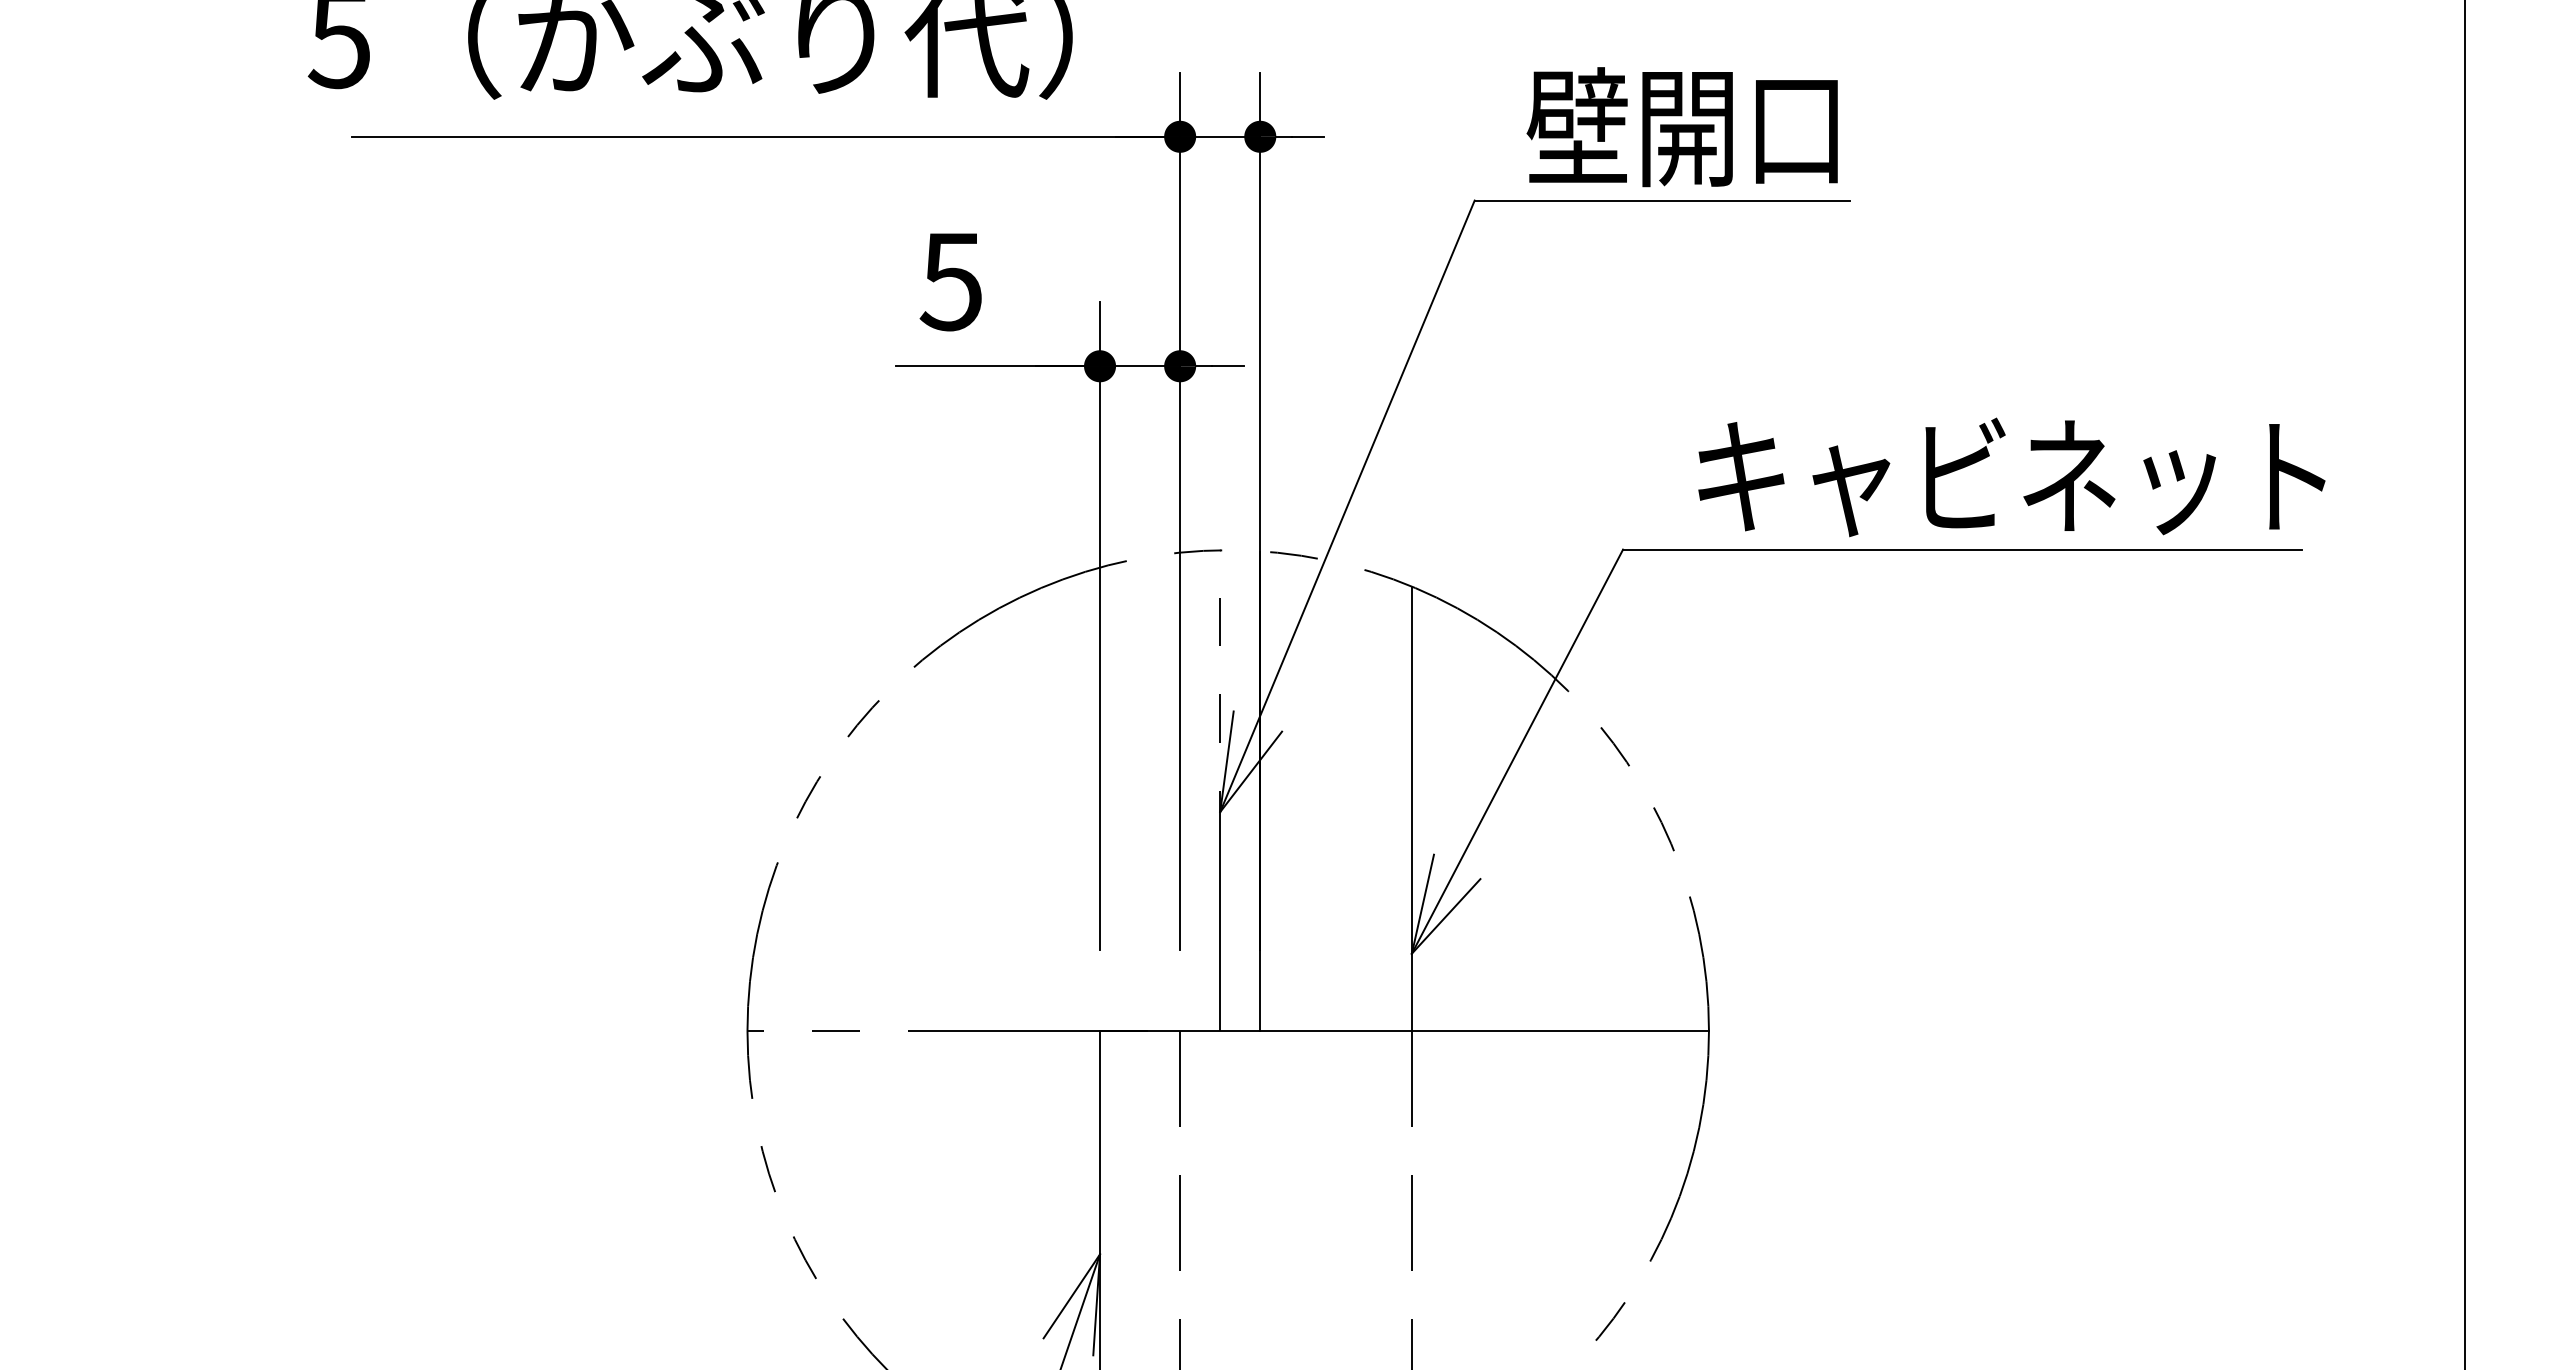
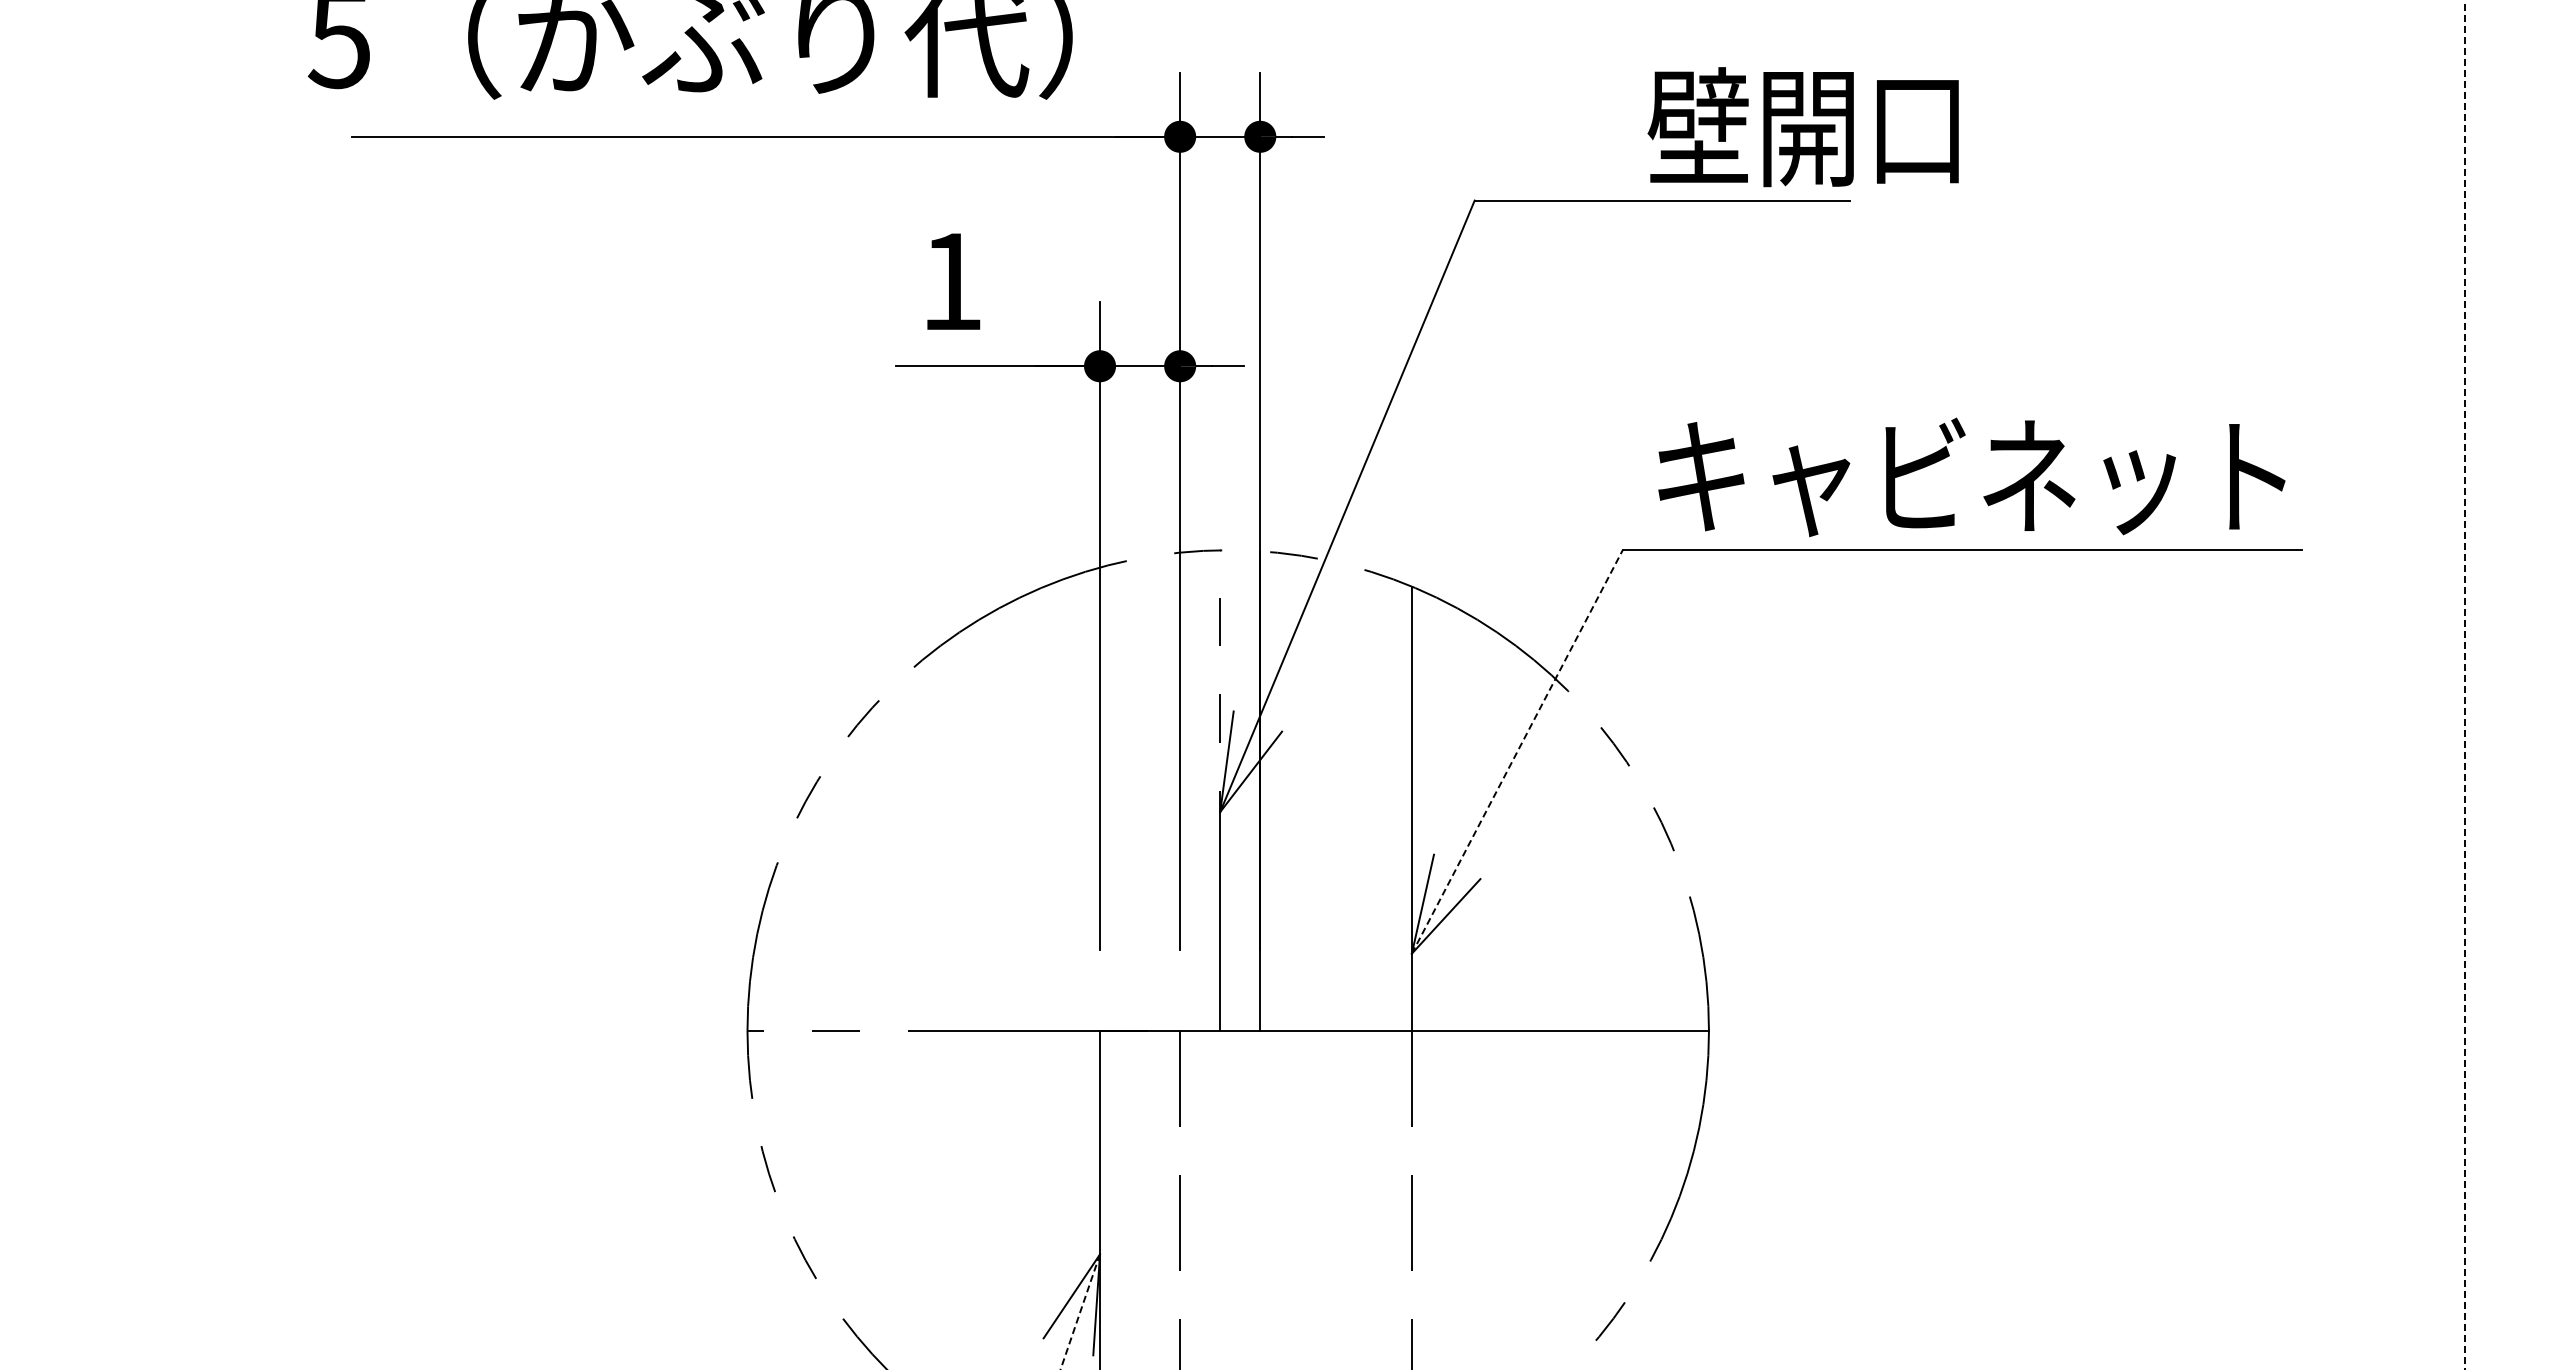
text position: (1681, 127) -> (1802, 127) (1802, 127)
text: 5 -> 1 (950, 282)
text position: (2011, 477) -> (1971, 477) (1971, 477)
line: solid -> dashed (2464, 684)
line: solid -> dashed (1517, 751)
line: solid -> dashed (1080, 1312)
